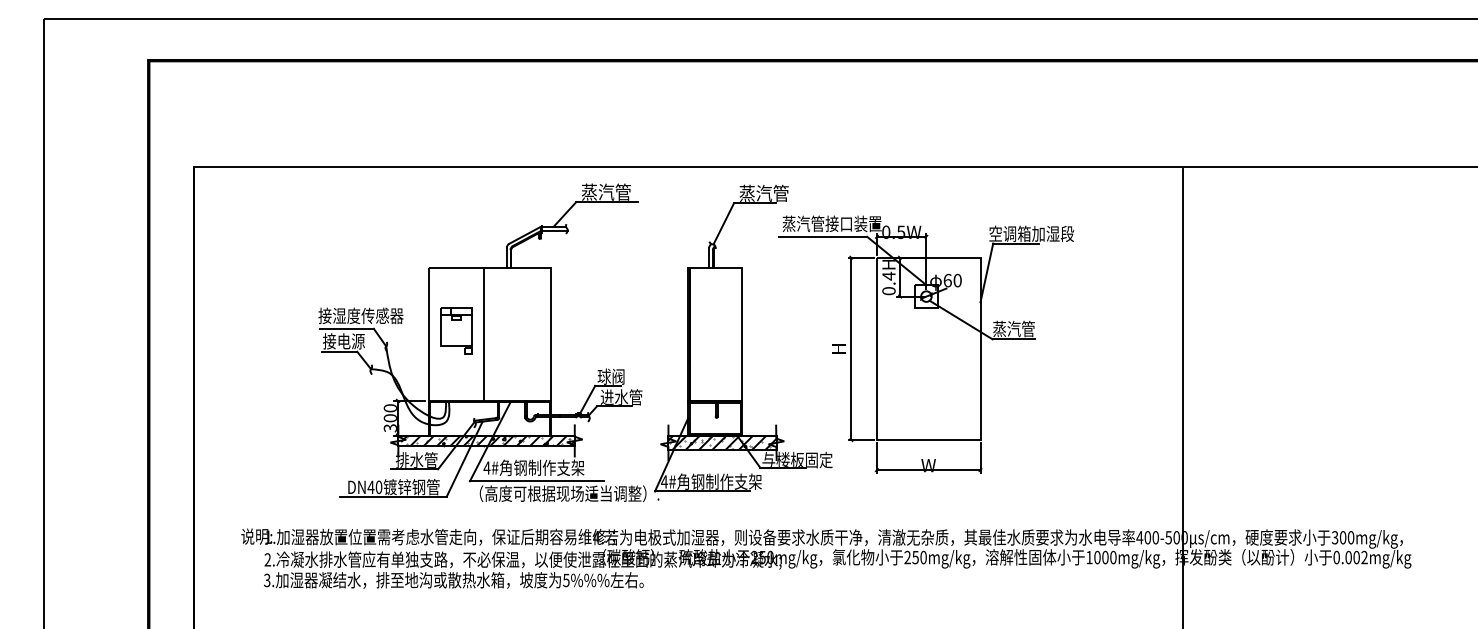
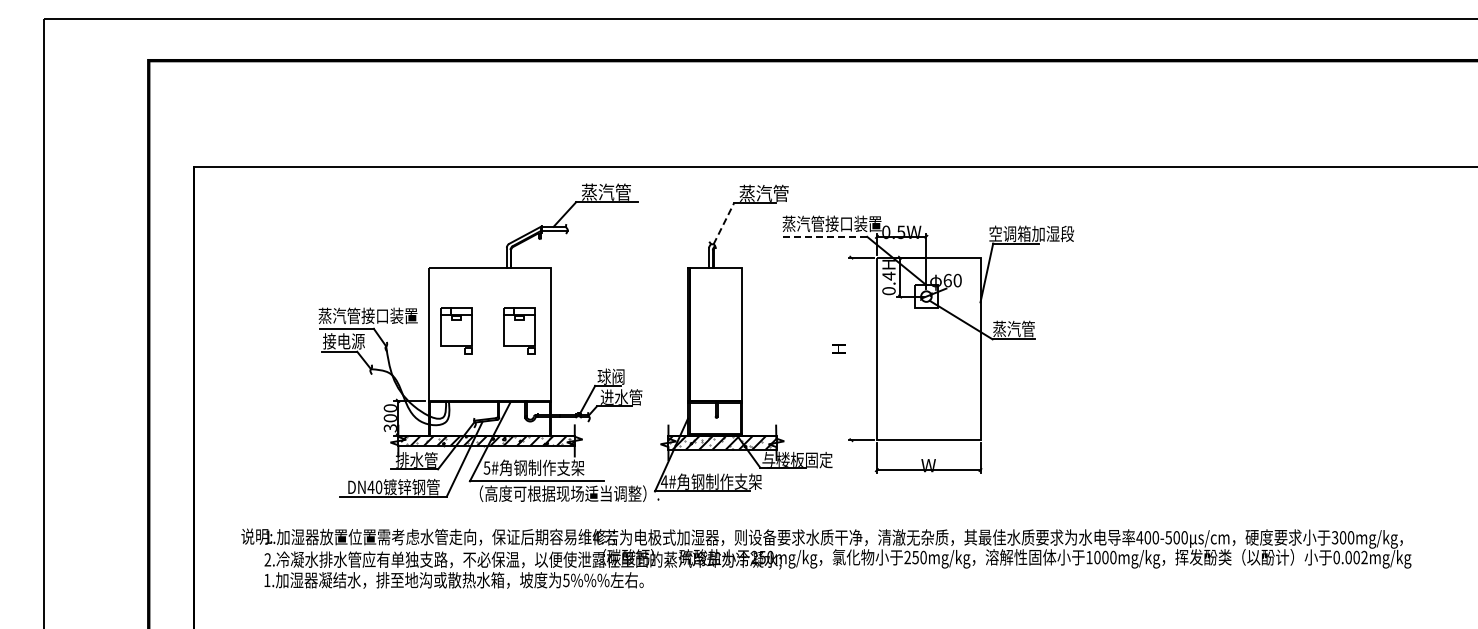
line: solid -> dashed (723, 223)
line: solid -> dashed (822, 236)
text: 接湿度传感器 -> 蒸汽管接口装置 (367, 315)
part: none -> present (519, 330)
line: present -> none (483, 333)
line: present -> none (851, 348)
line: present -> none (1183, 397)
text: 4# -> 5# (486, 467)
text: 3. -> 1. (267, 580)
